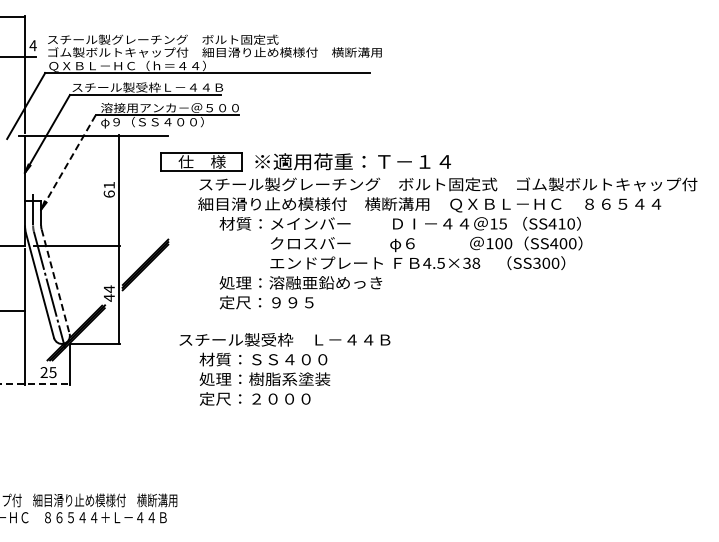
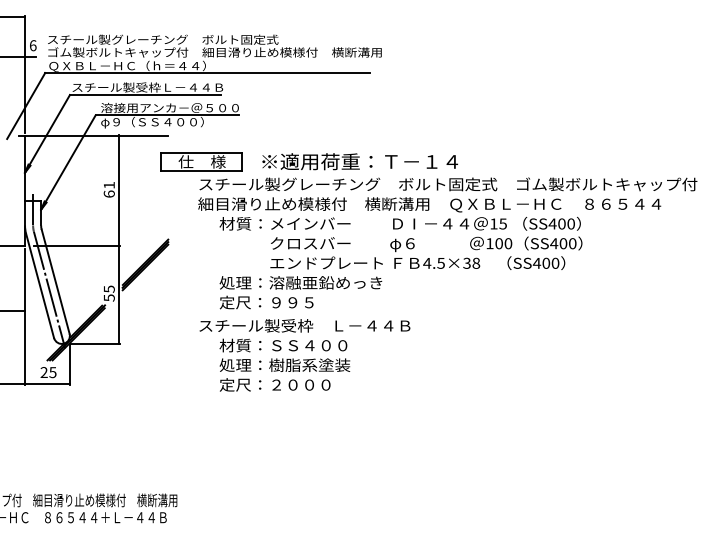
text: 4 -> 6 (32, 45)
text position: (352, 161) -> (359, 161) (359, 161)
line: dashed -> solid (68, 163)
text: SS410 -> SS400 (561, 223)
text: SS300 -> SS400 (536, 262)
line: dashed -> solid (55, 281)
text: 44 -> 55 (108, 293)
text position: (284, 369) -> (304, 355) (304, 355)
line: dashed -> solid (35, 383)
